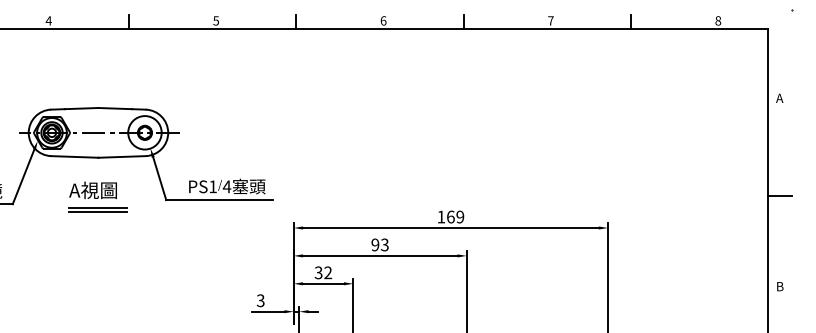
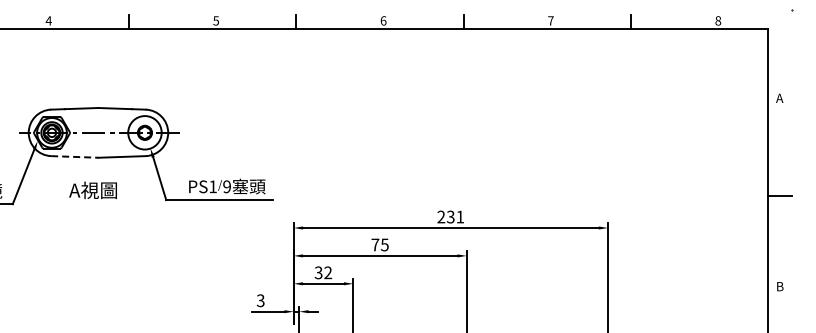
line: solid -> dashed (74, 156)
text: 4 -> 9 (226, 186)
part: present -> none (97, 209)
text: 169 -> 231 (450, 216)
text: 93 -> 75 (379, 244)
